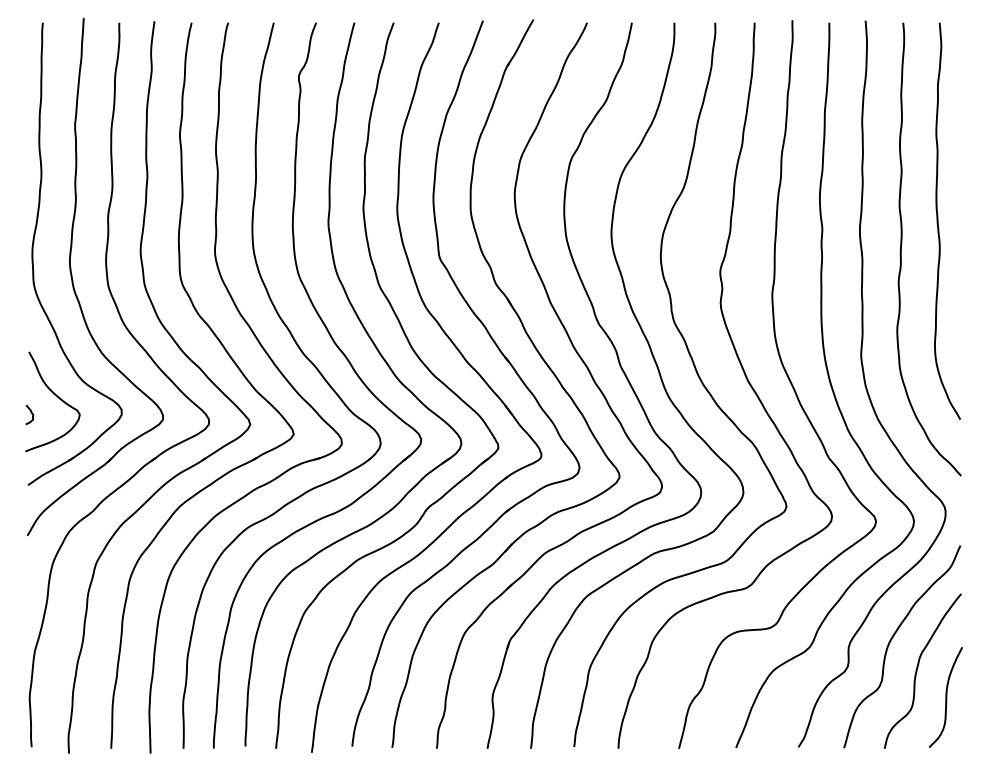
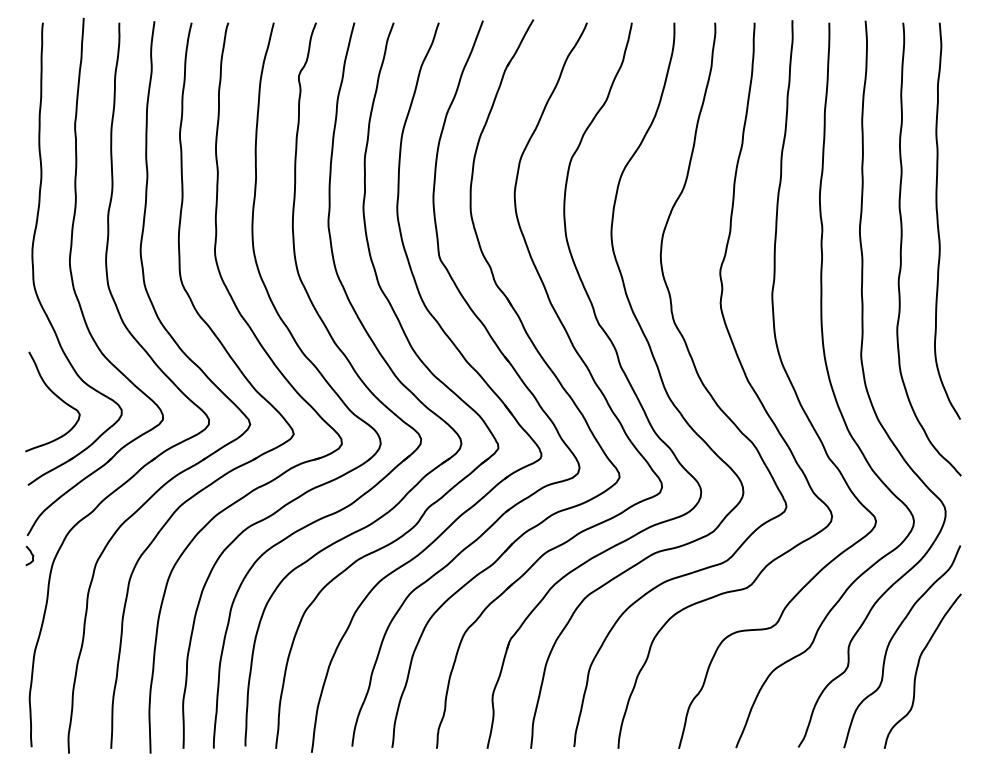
curve position: (31, 414) -> (31, 555) (31, 555)
curve: present -> none (945, 697)
